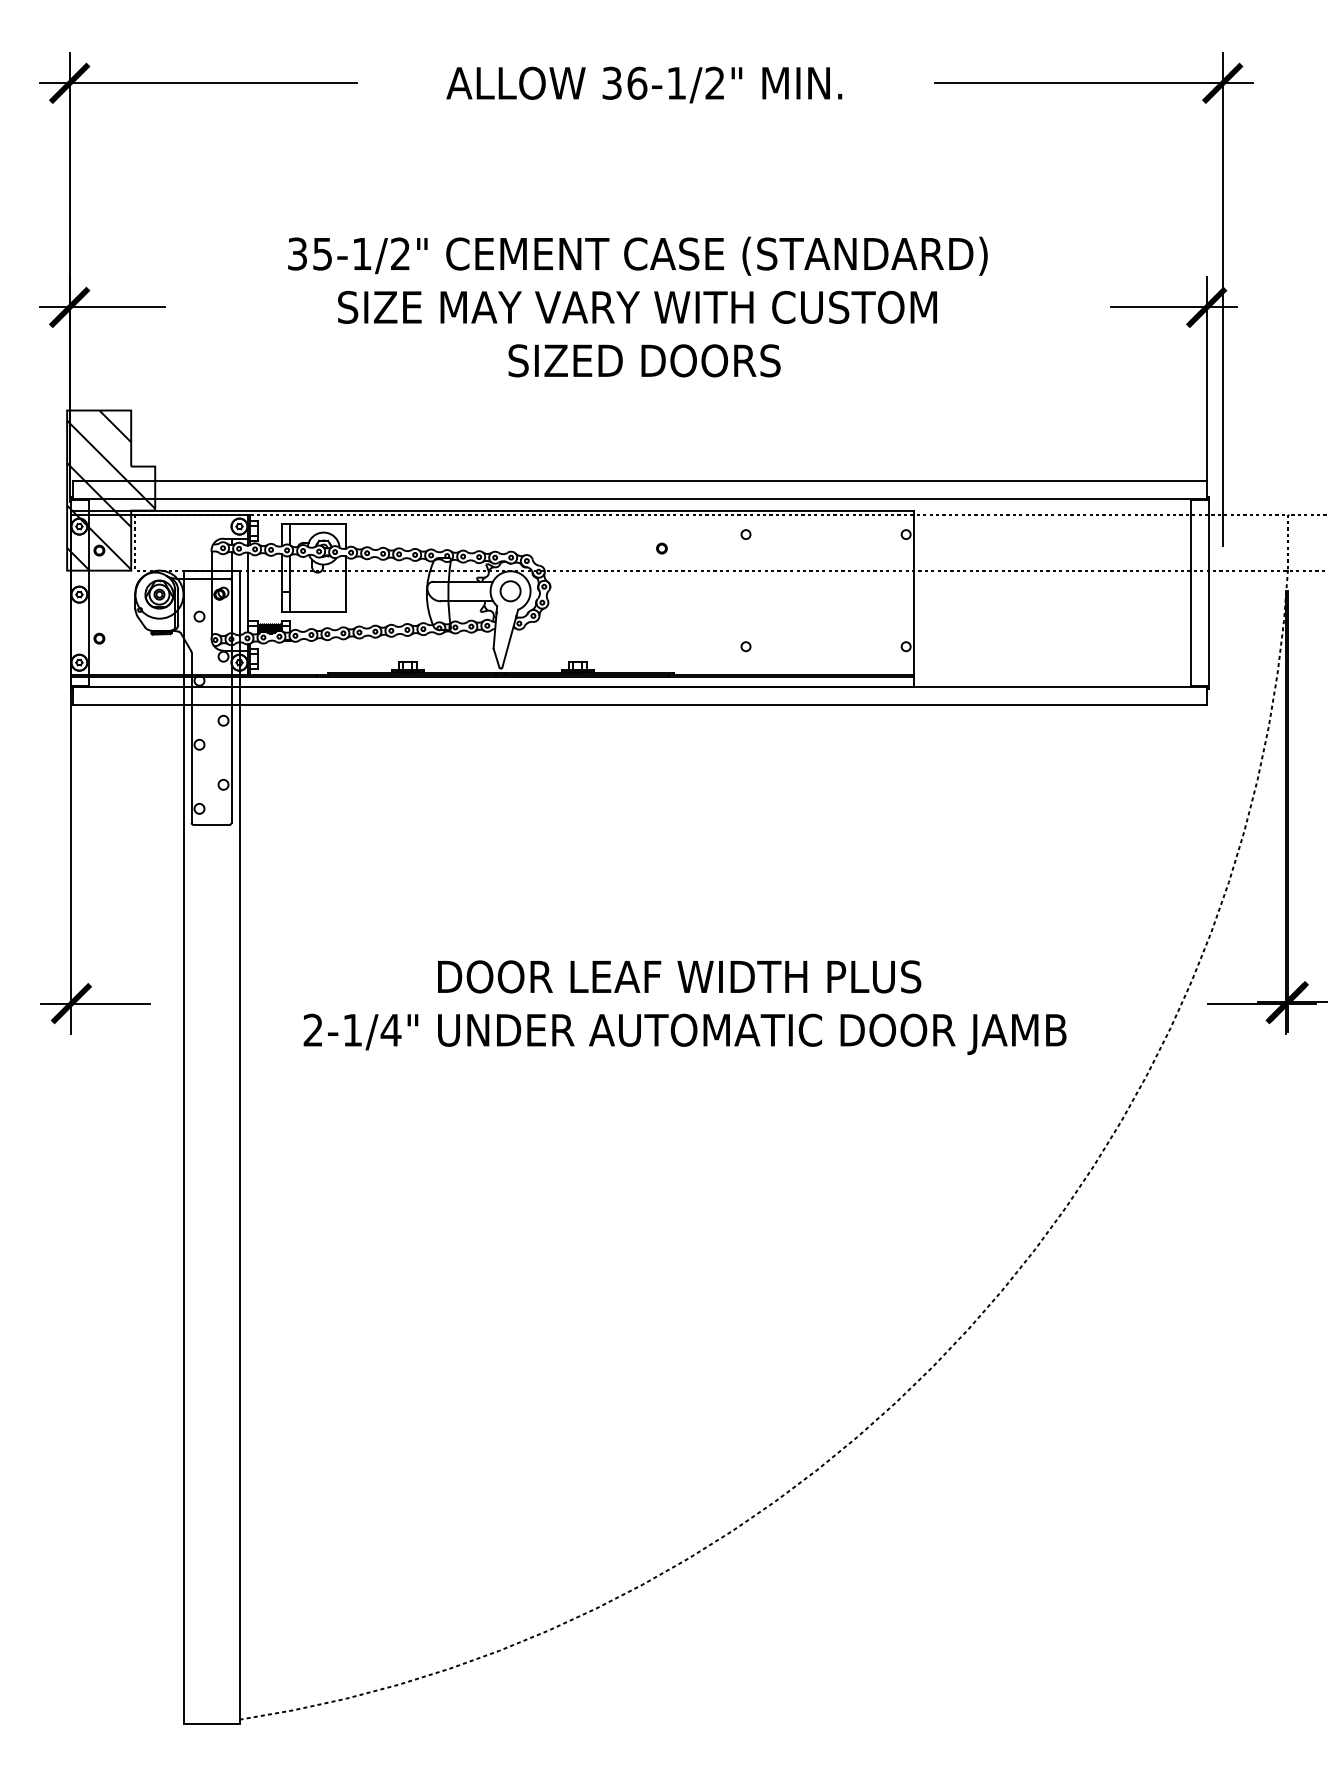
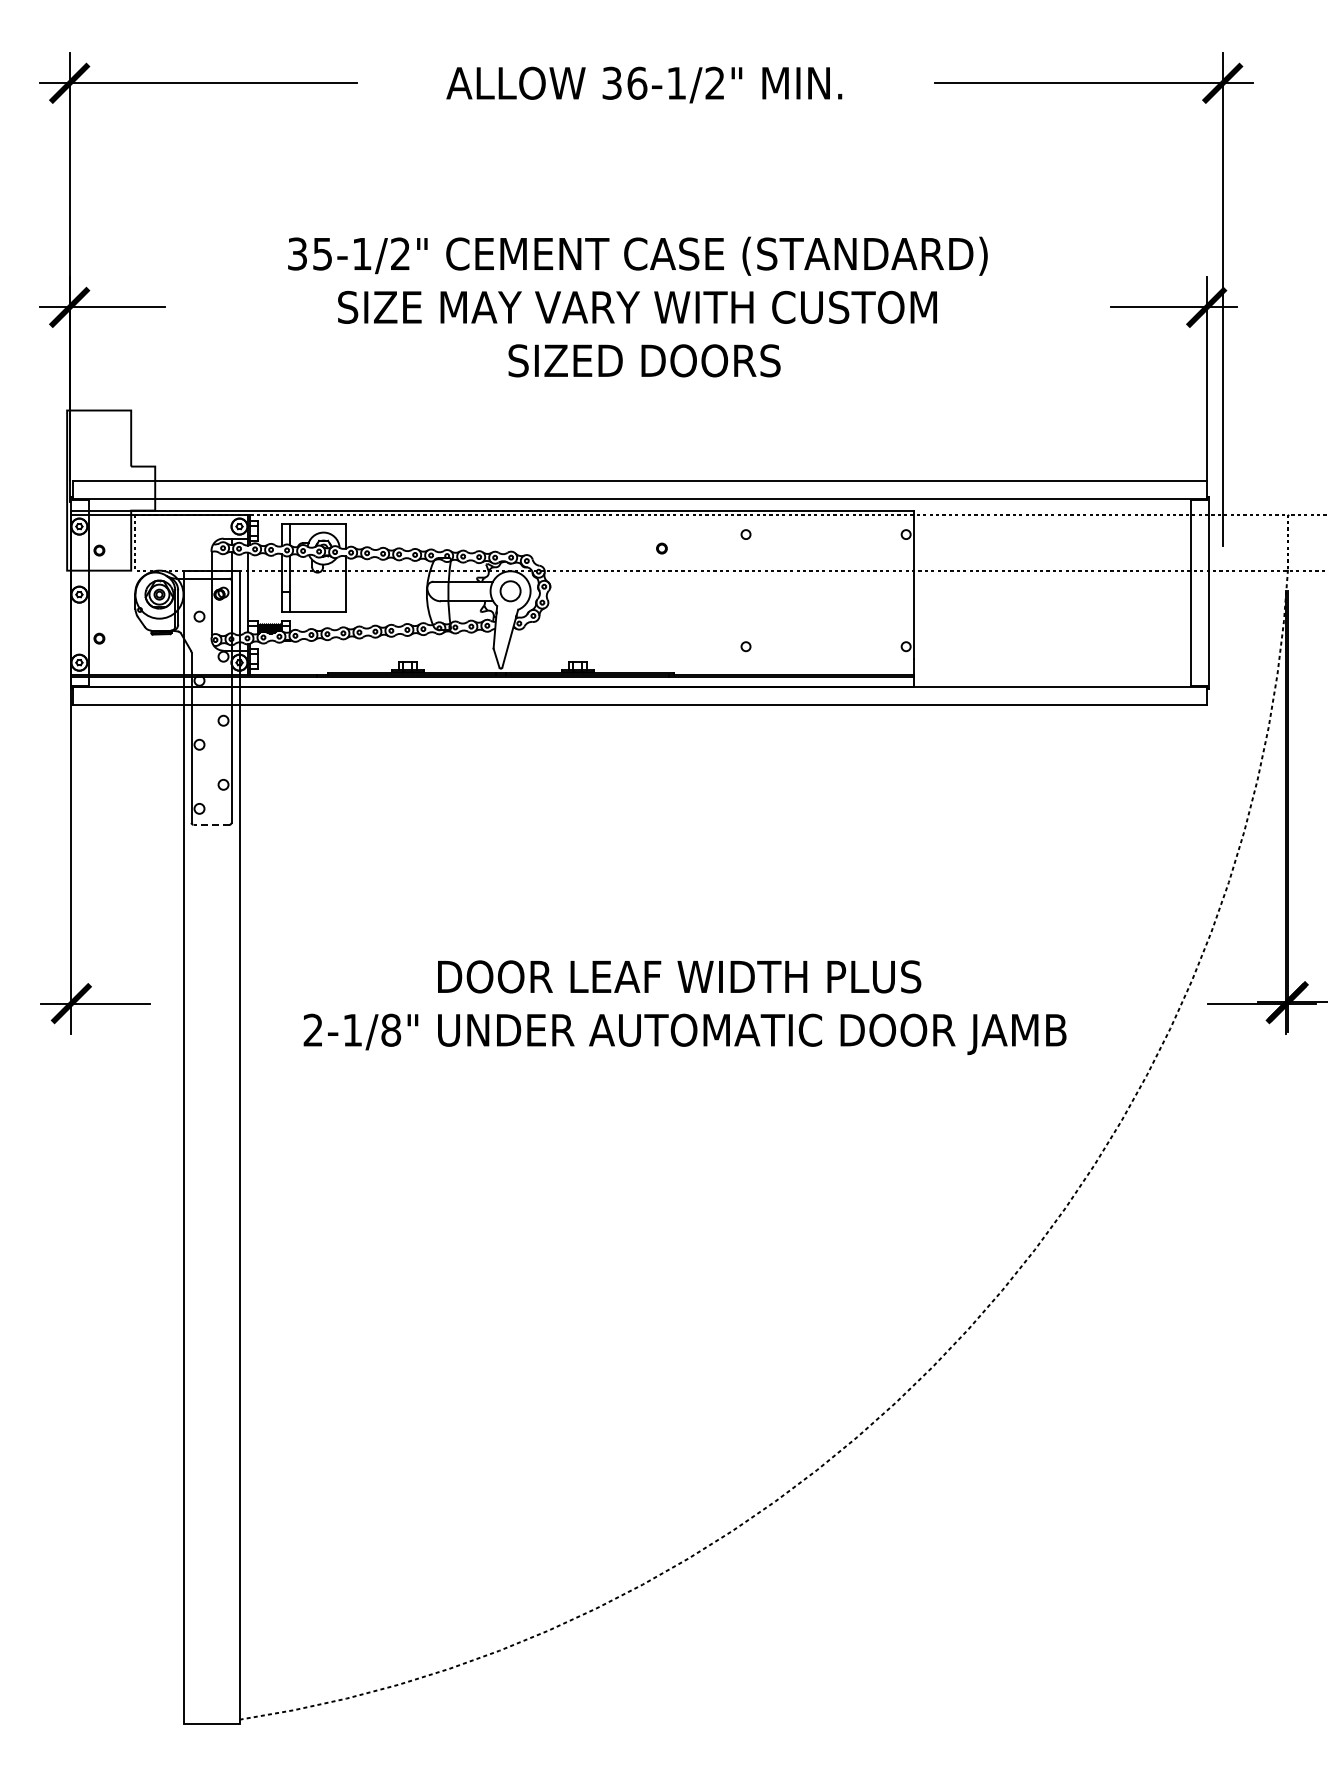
hatch: present -> none (111, 490)
line: solid -> dashed (211, 824)
text: 2-1/4" -> 2-1/8" (390, 1029)
